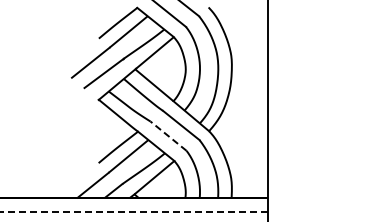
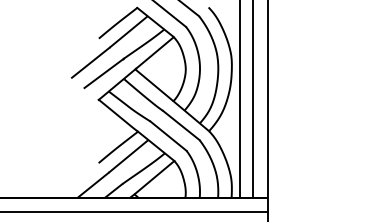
line: none -> present (240, 99)
line: none -> present (252, 99)
line: dashed -> solid (168, 135)
line: dashed -> solid (134, 211)
